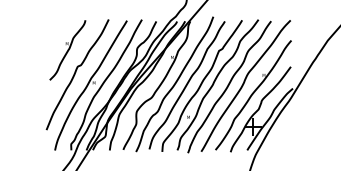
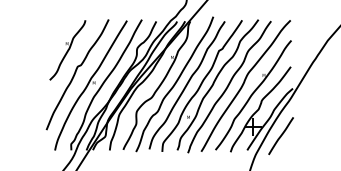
line: none -> present (280, 136)
